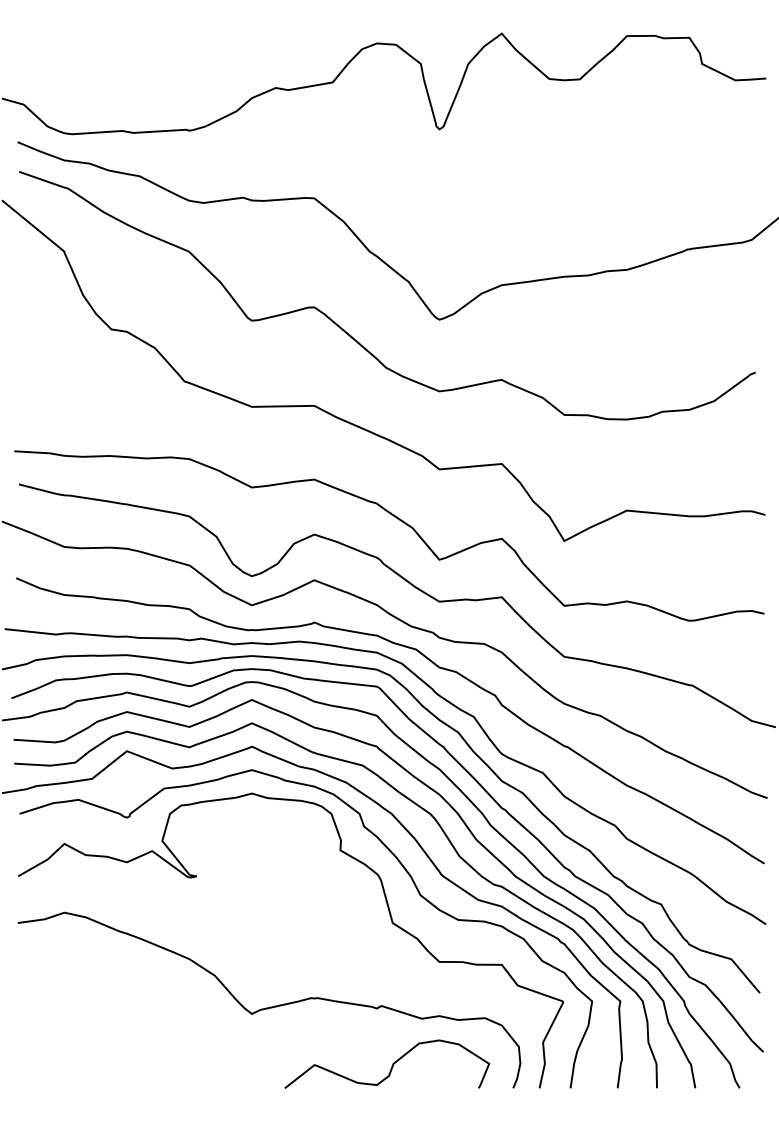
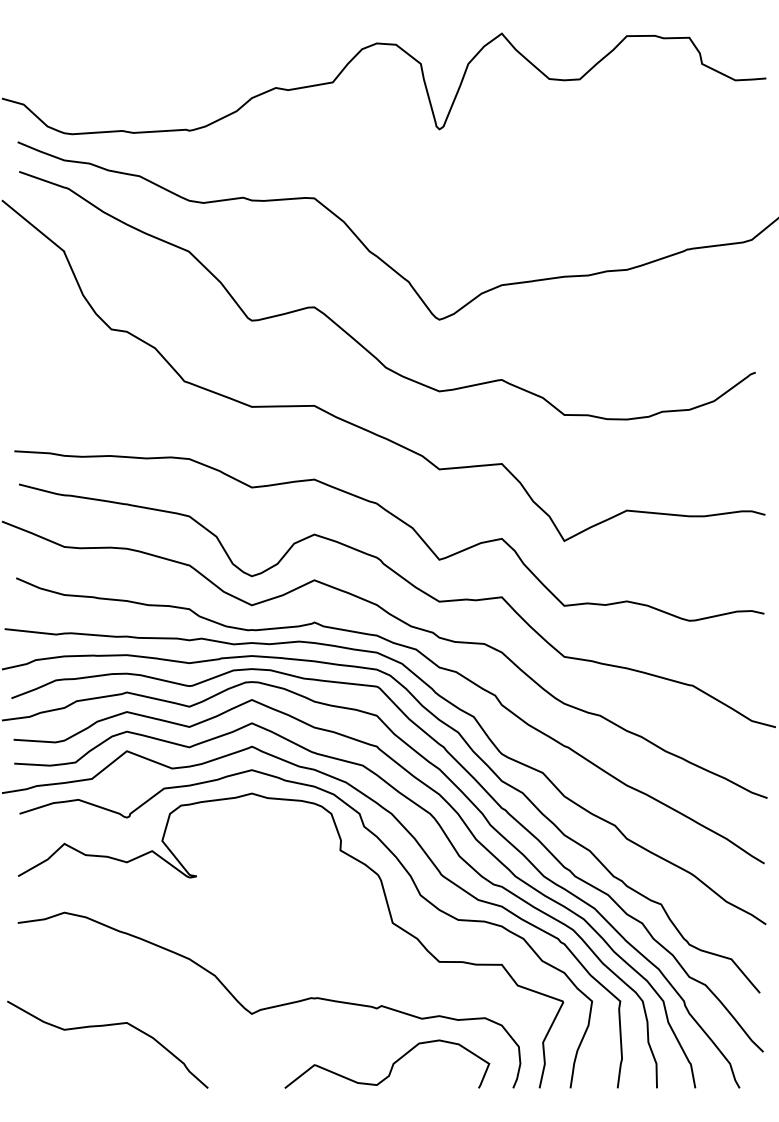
curve: none -> present (106, 1026)
